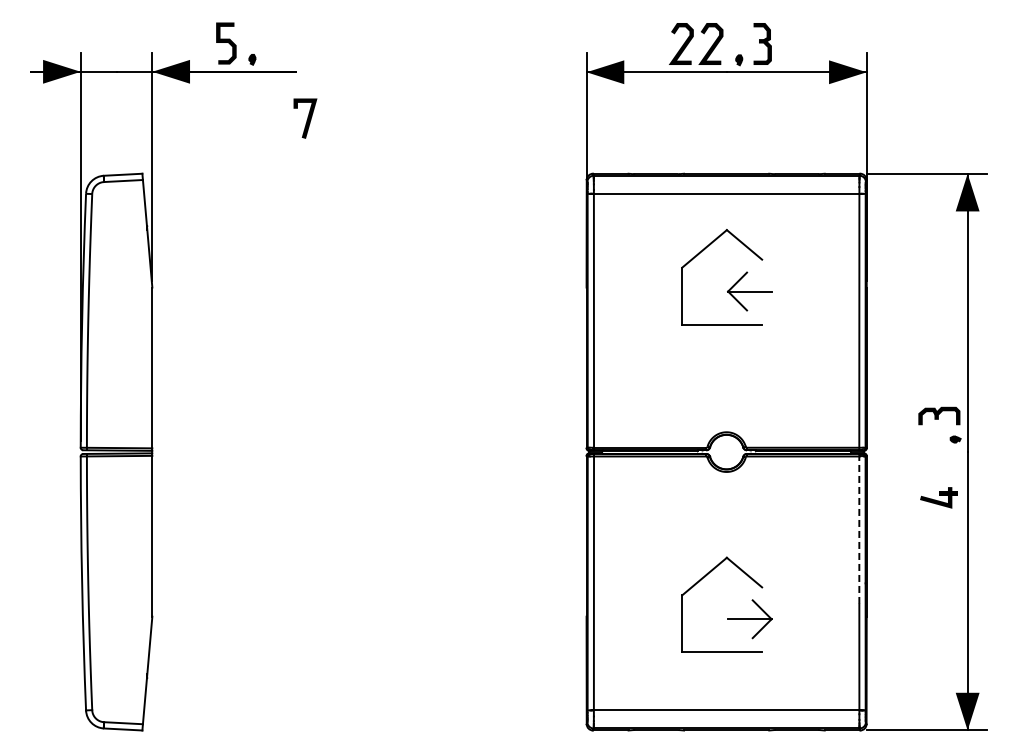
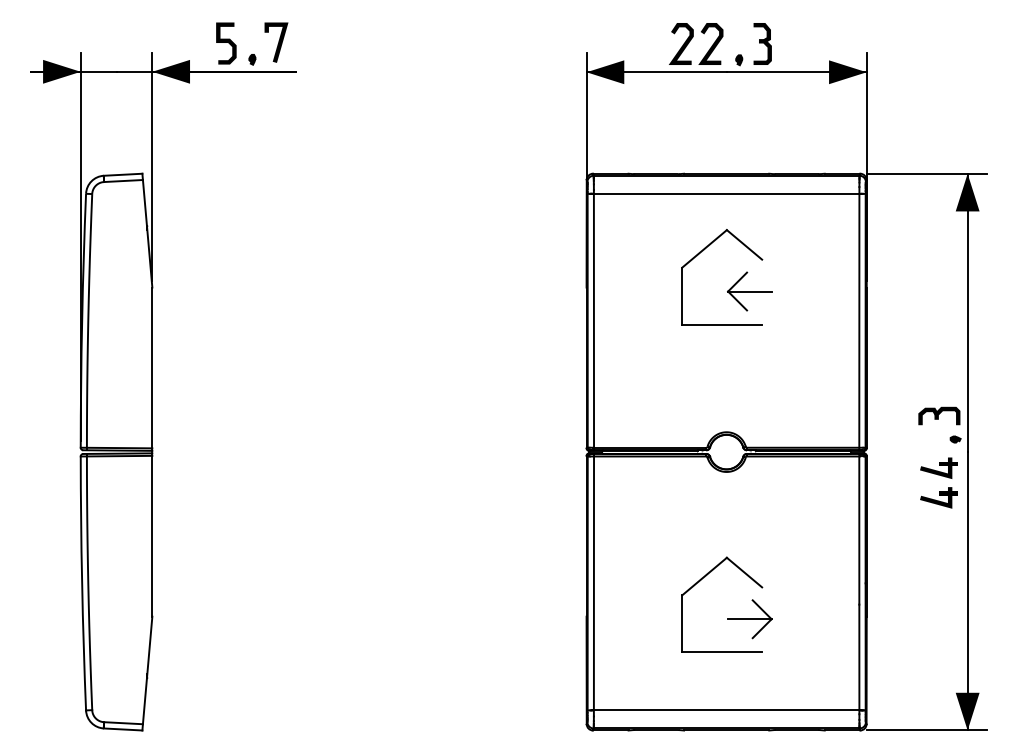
line position: (307, 118) -> (278, 42) (278, 42)
part: none -> present (938, 467)
line: dashed -> solid (859, 529)
